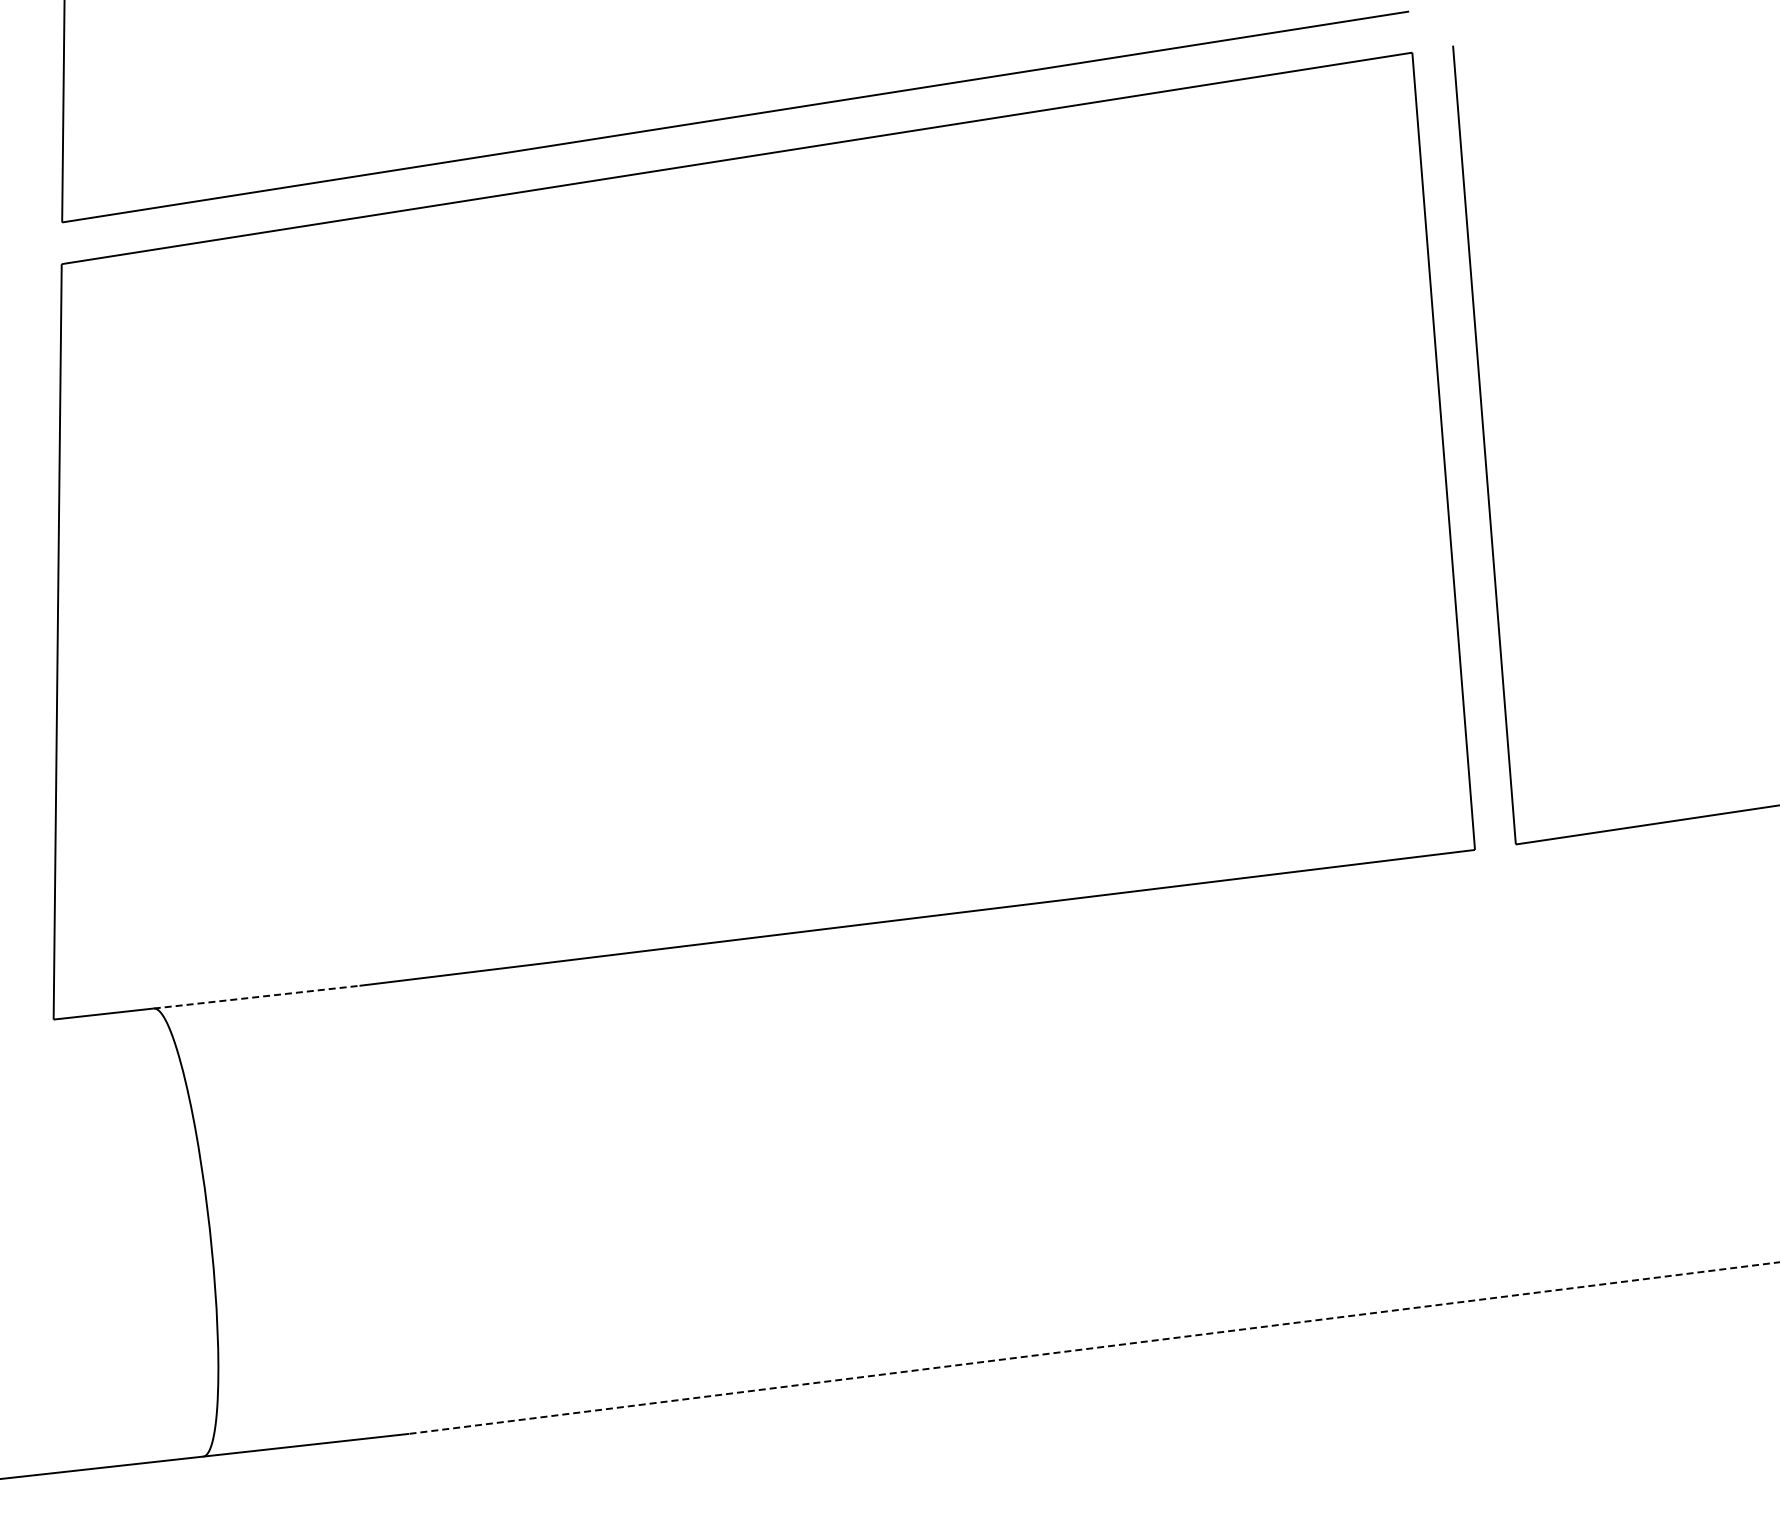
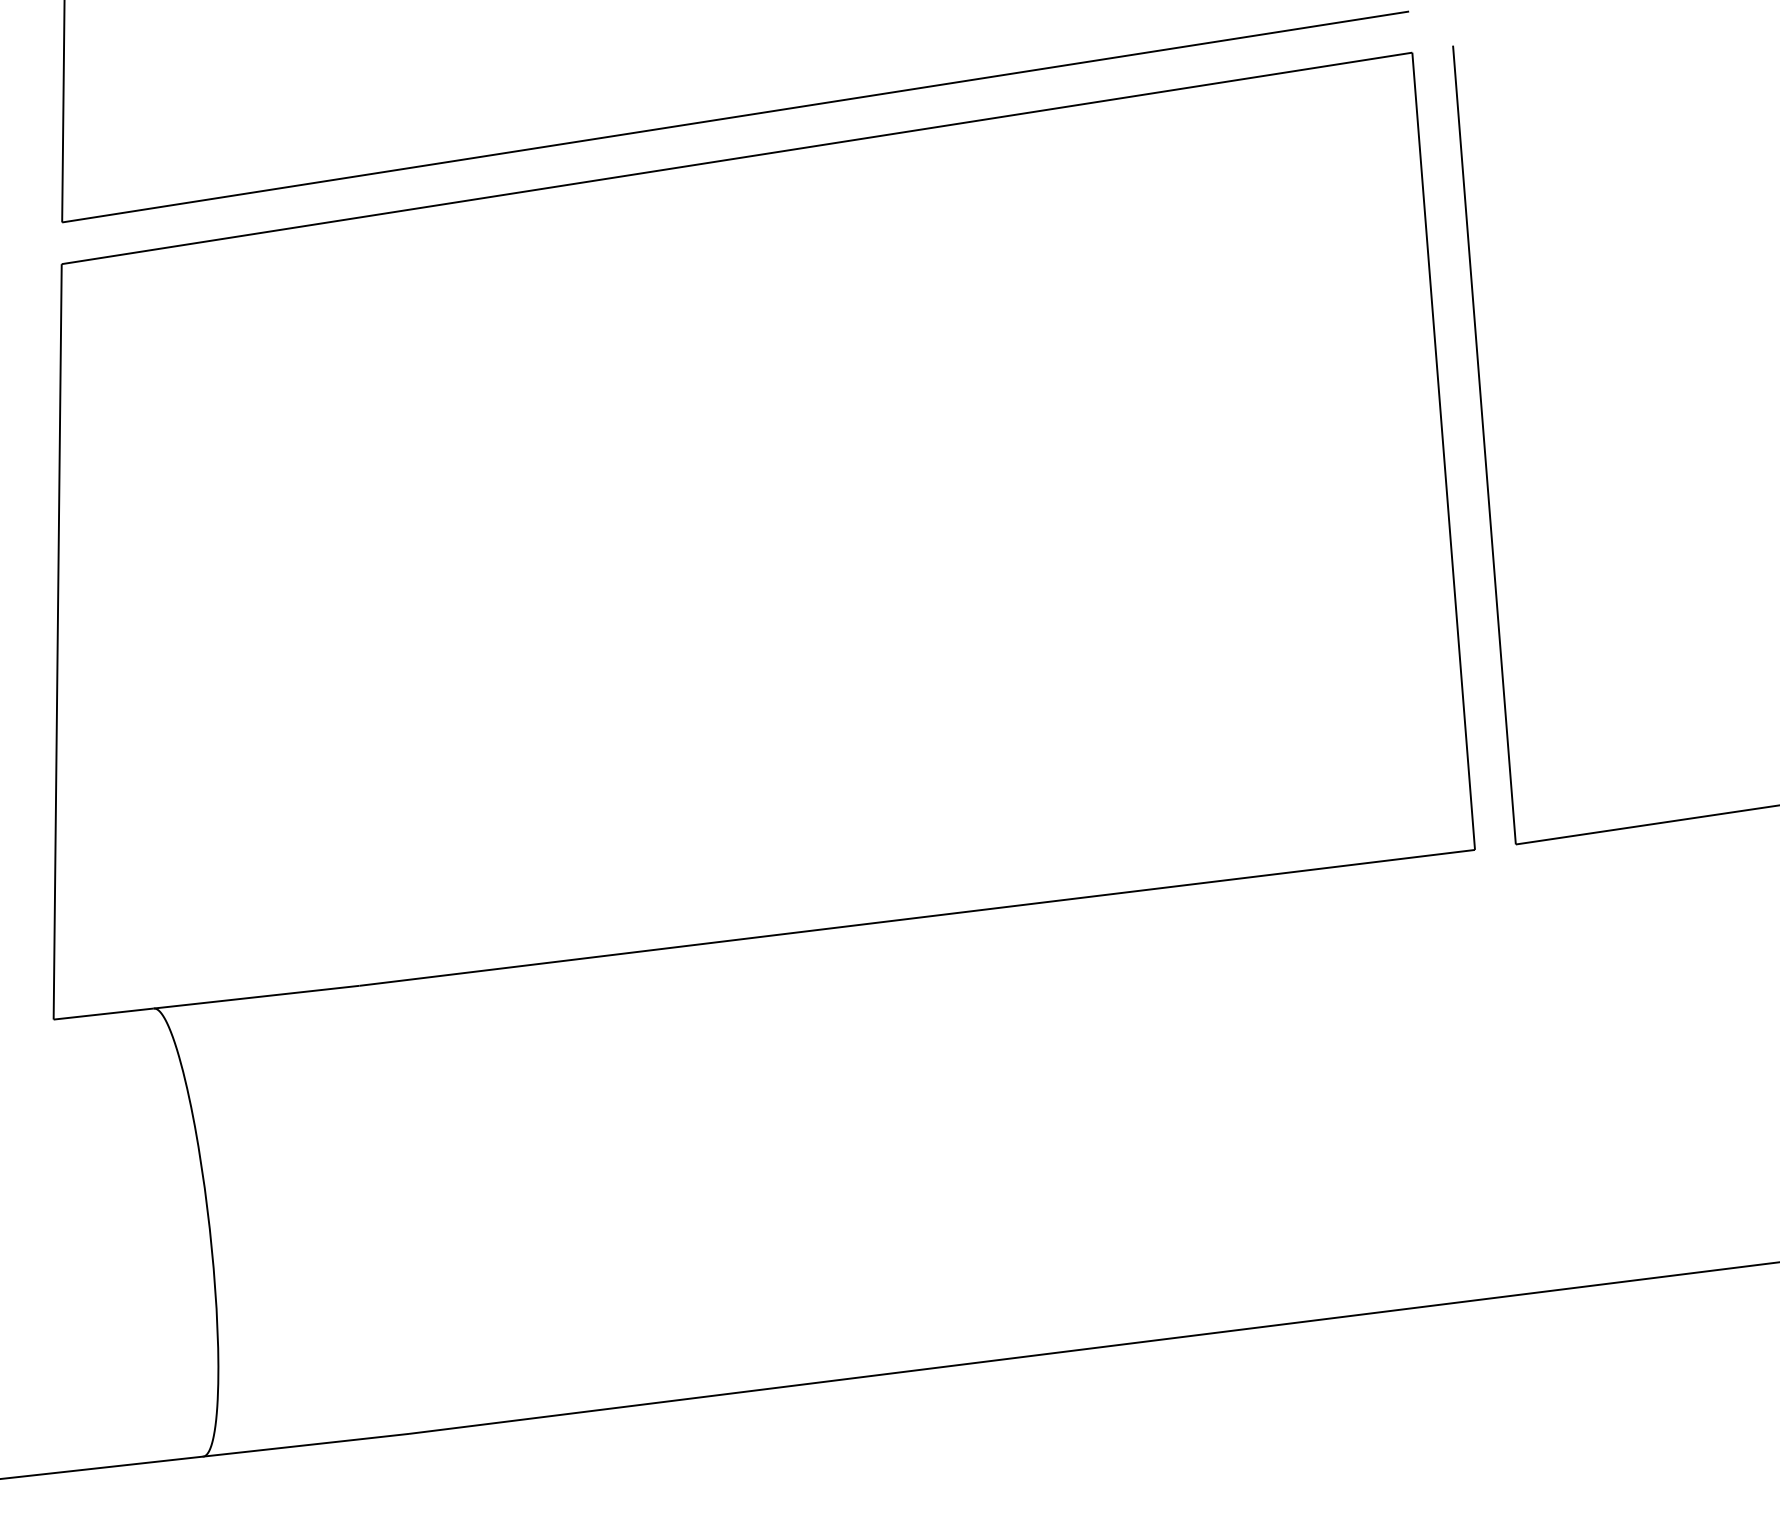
line: dashed -> solid (256, 997)
line: dashed -> solid (1094, 1348)
